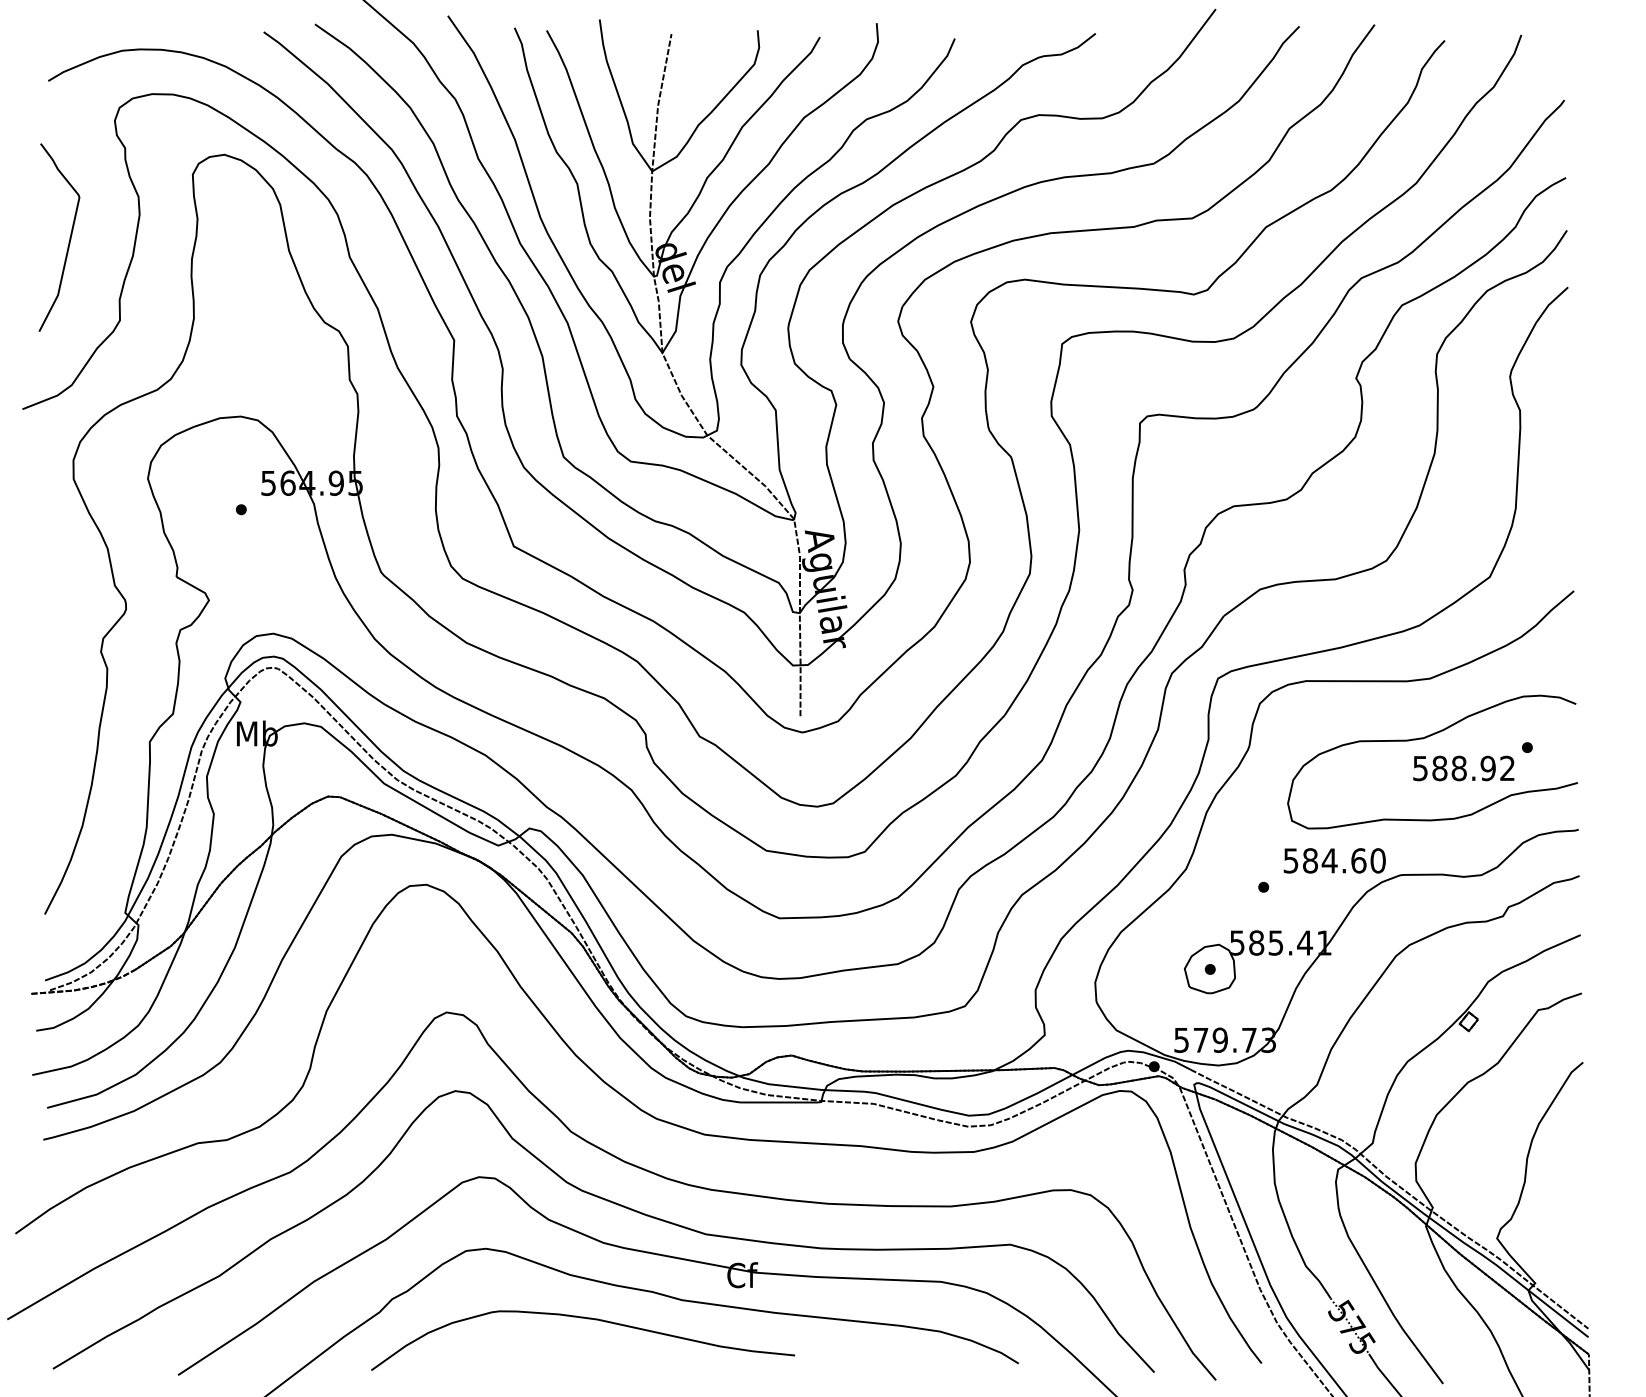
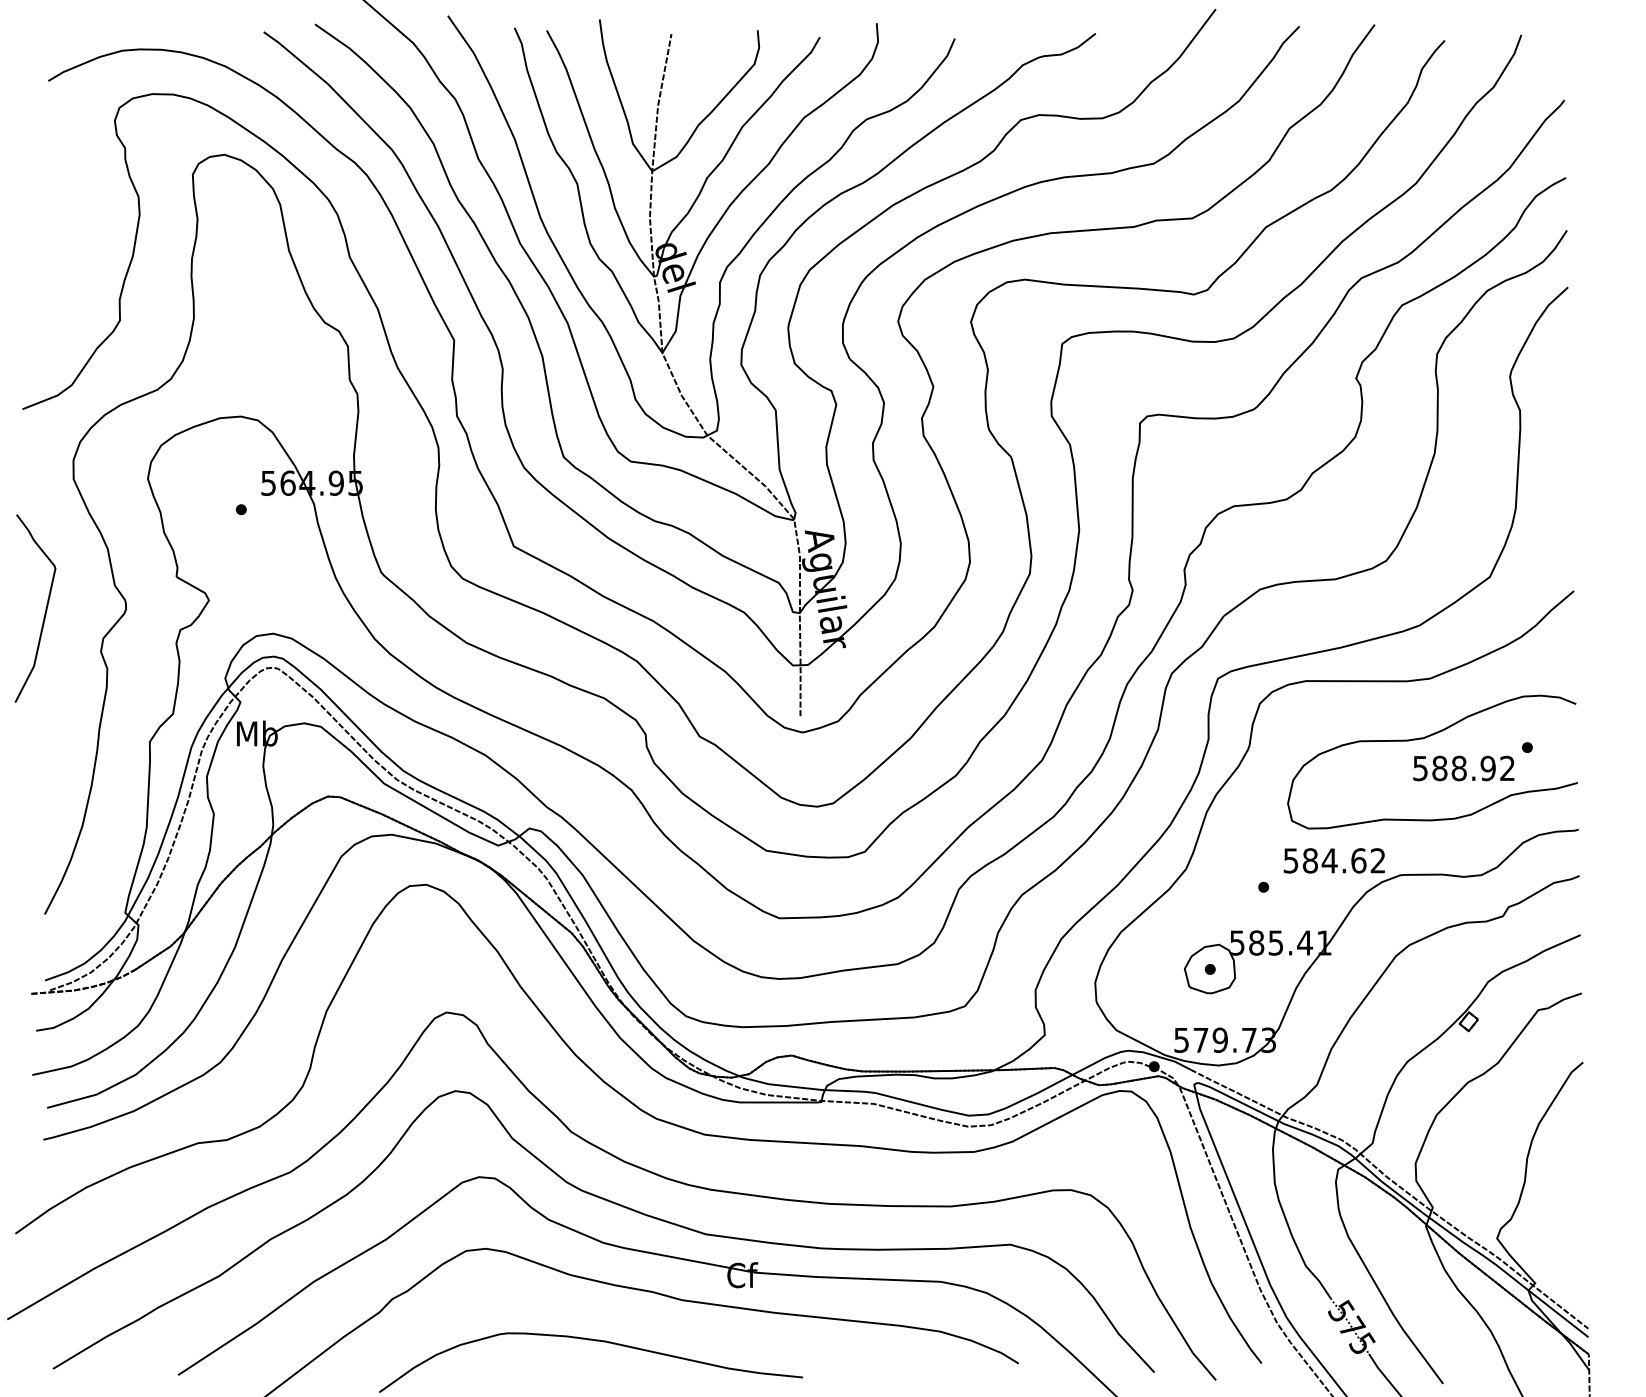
curve position: (69, 237) -> (45, 608) (45, 608)
text: 584.60 -> 584.62 (1377, 860)
curve position: (587, 1319) -> (595, 1341) (595, 1341)
